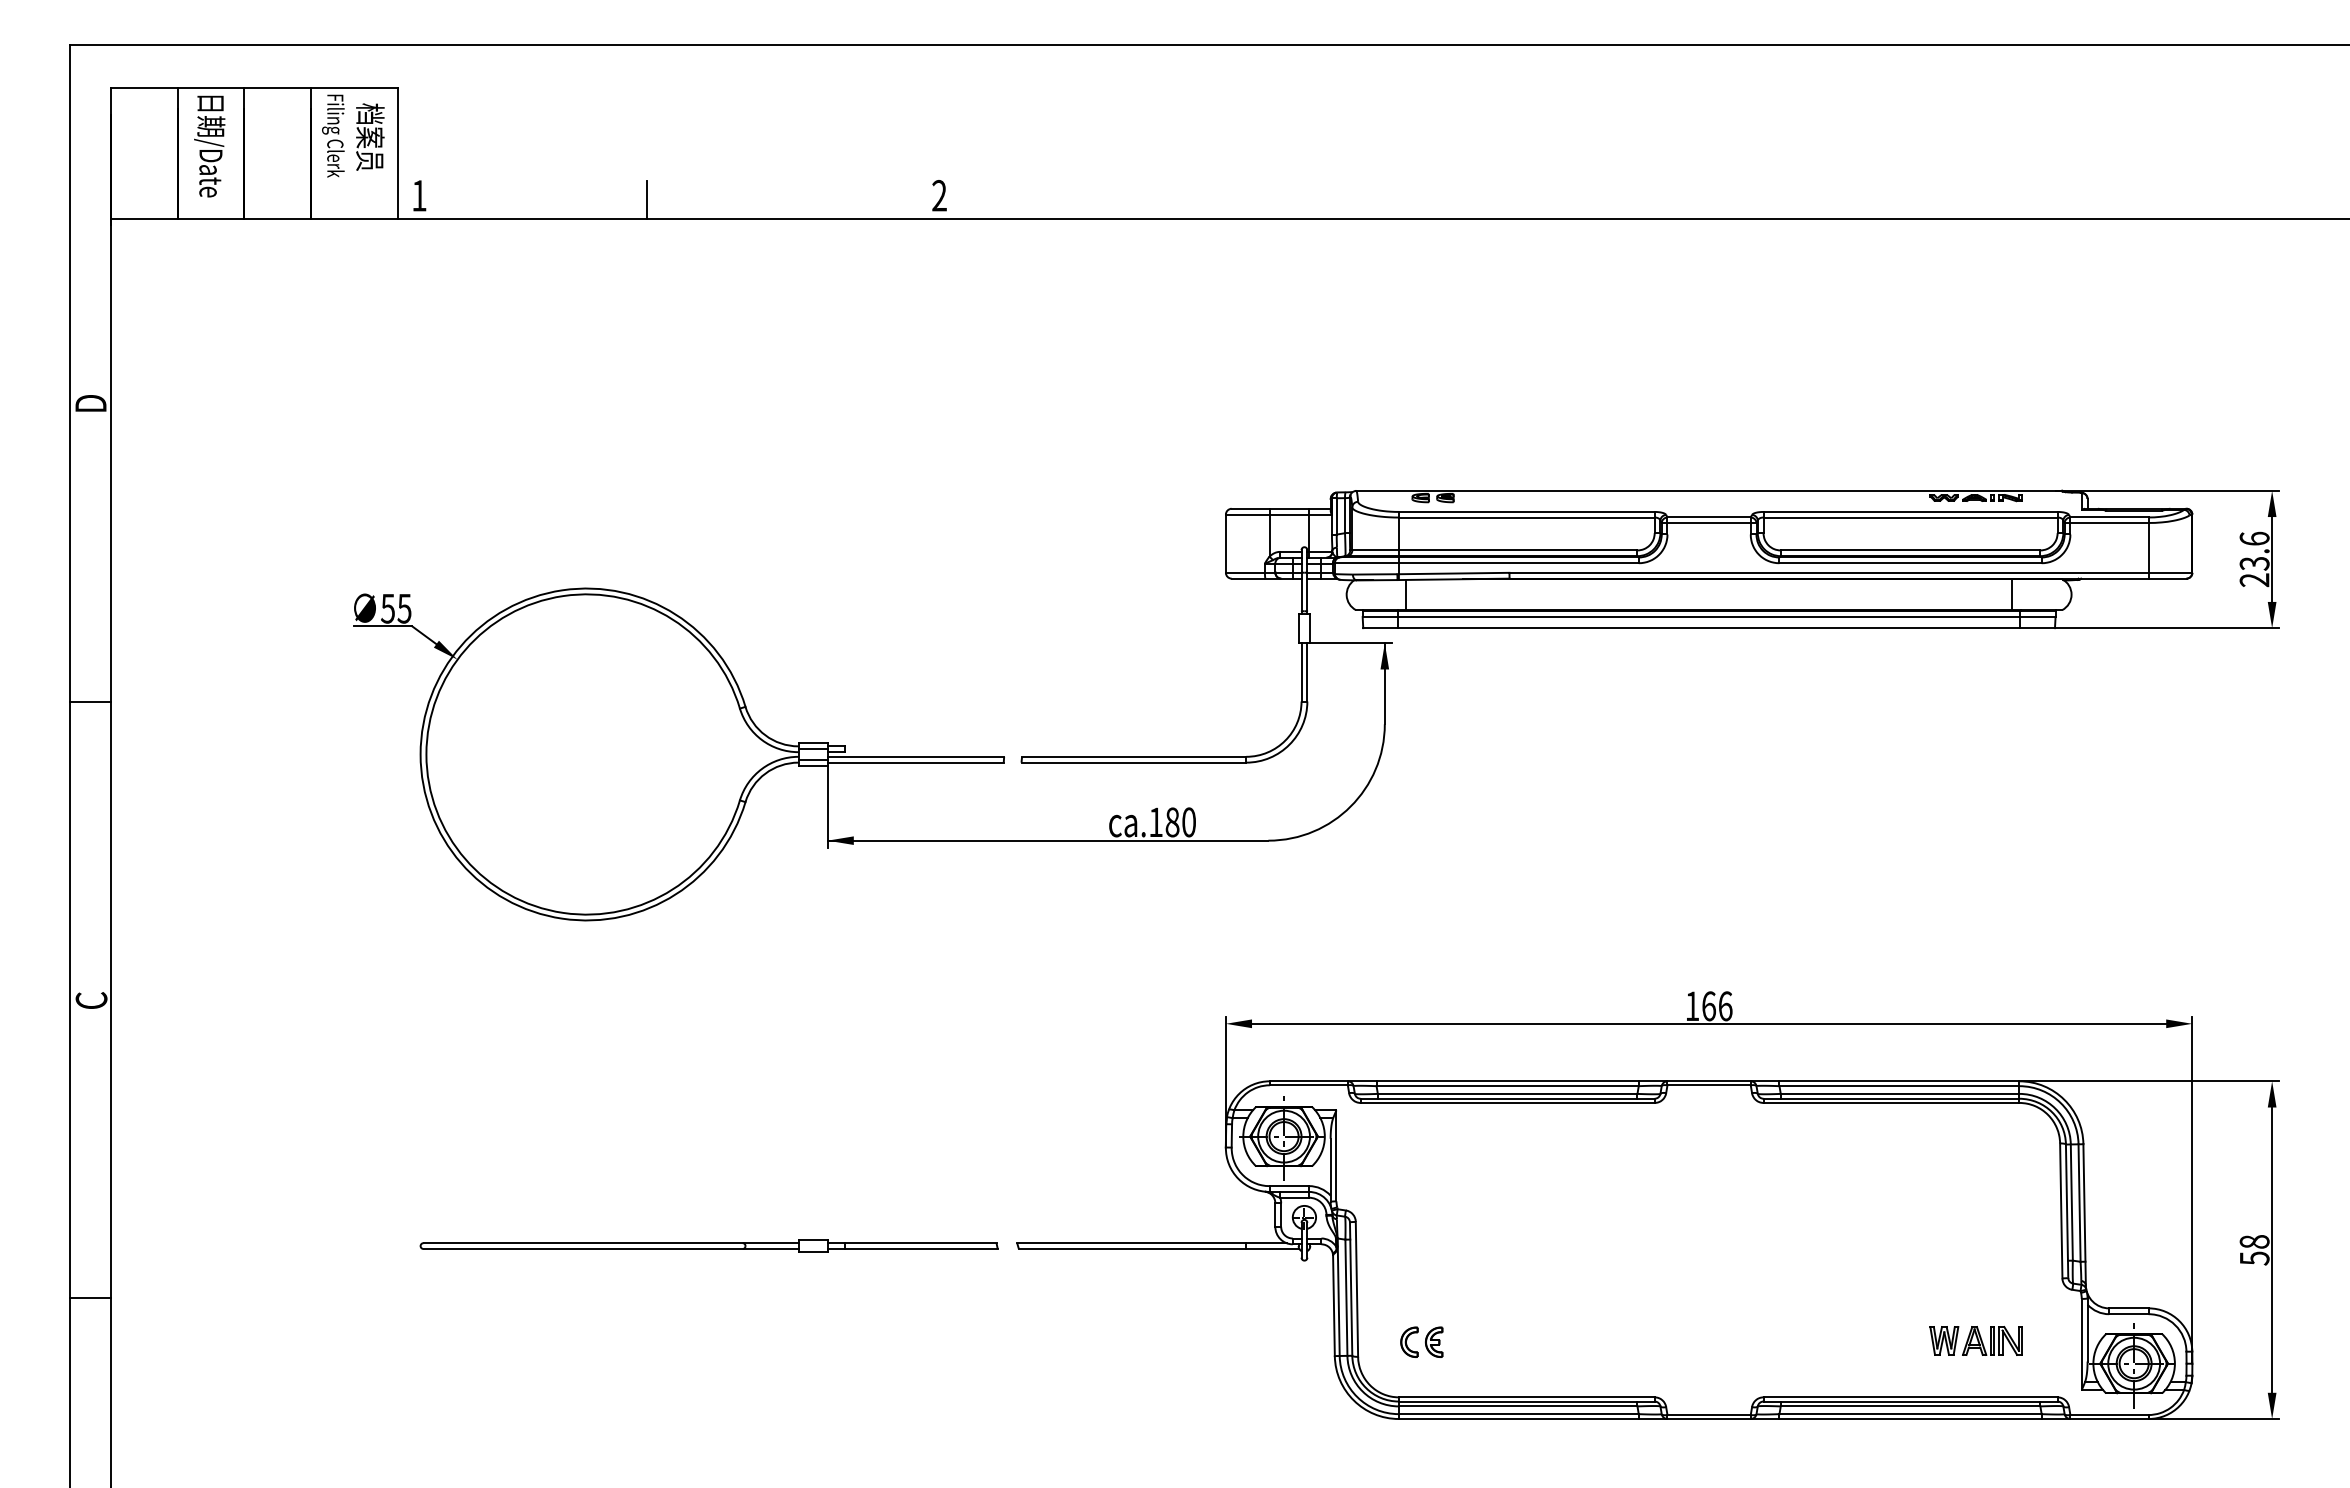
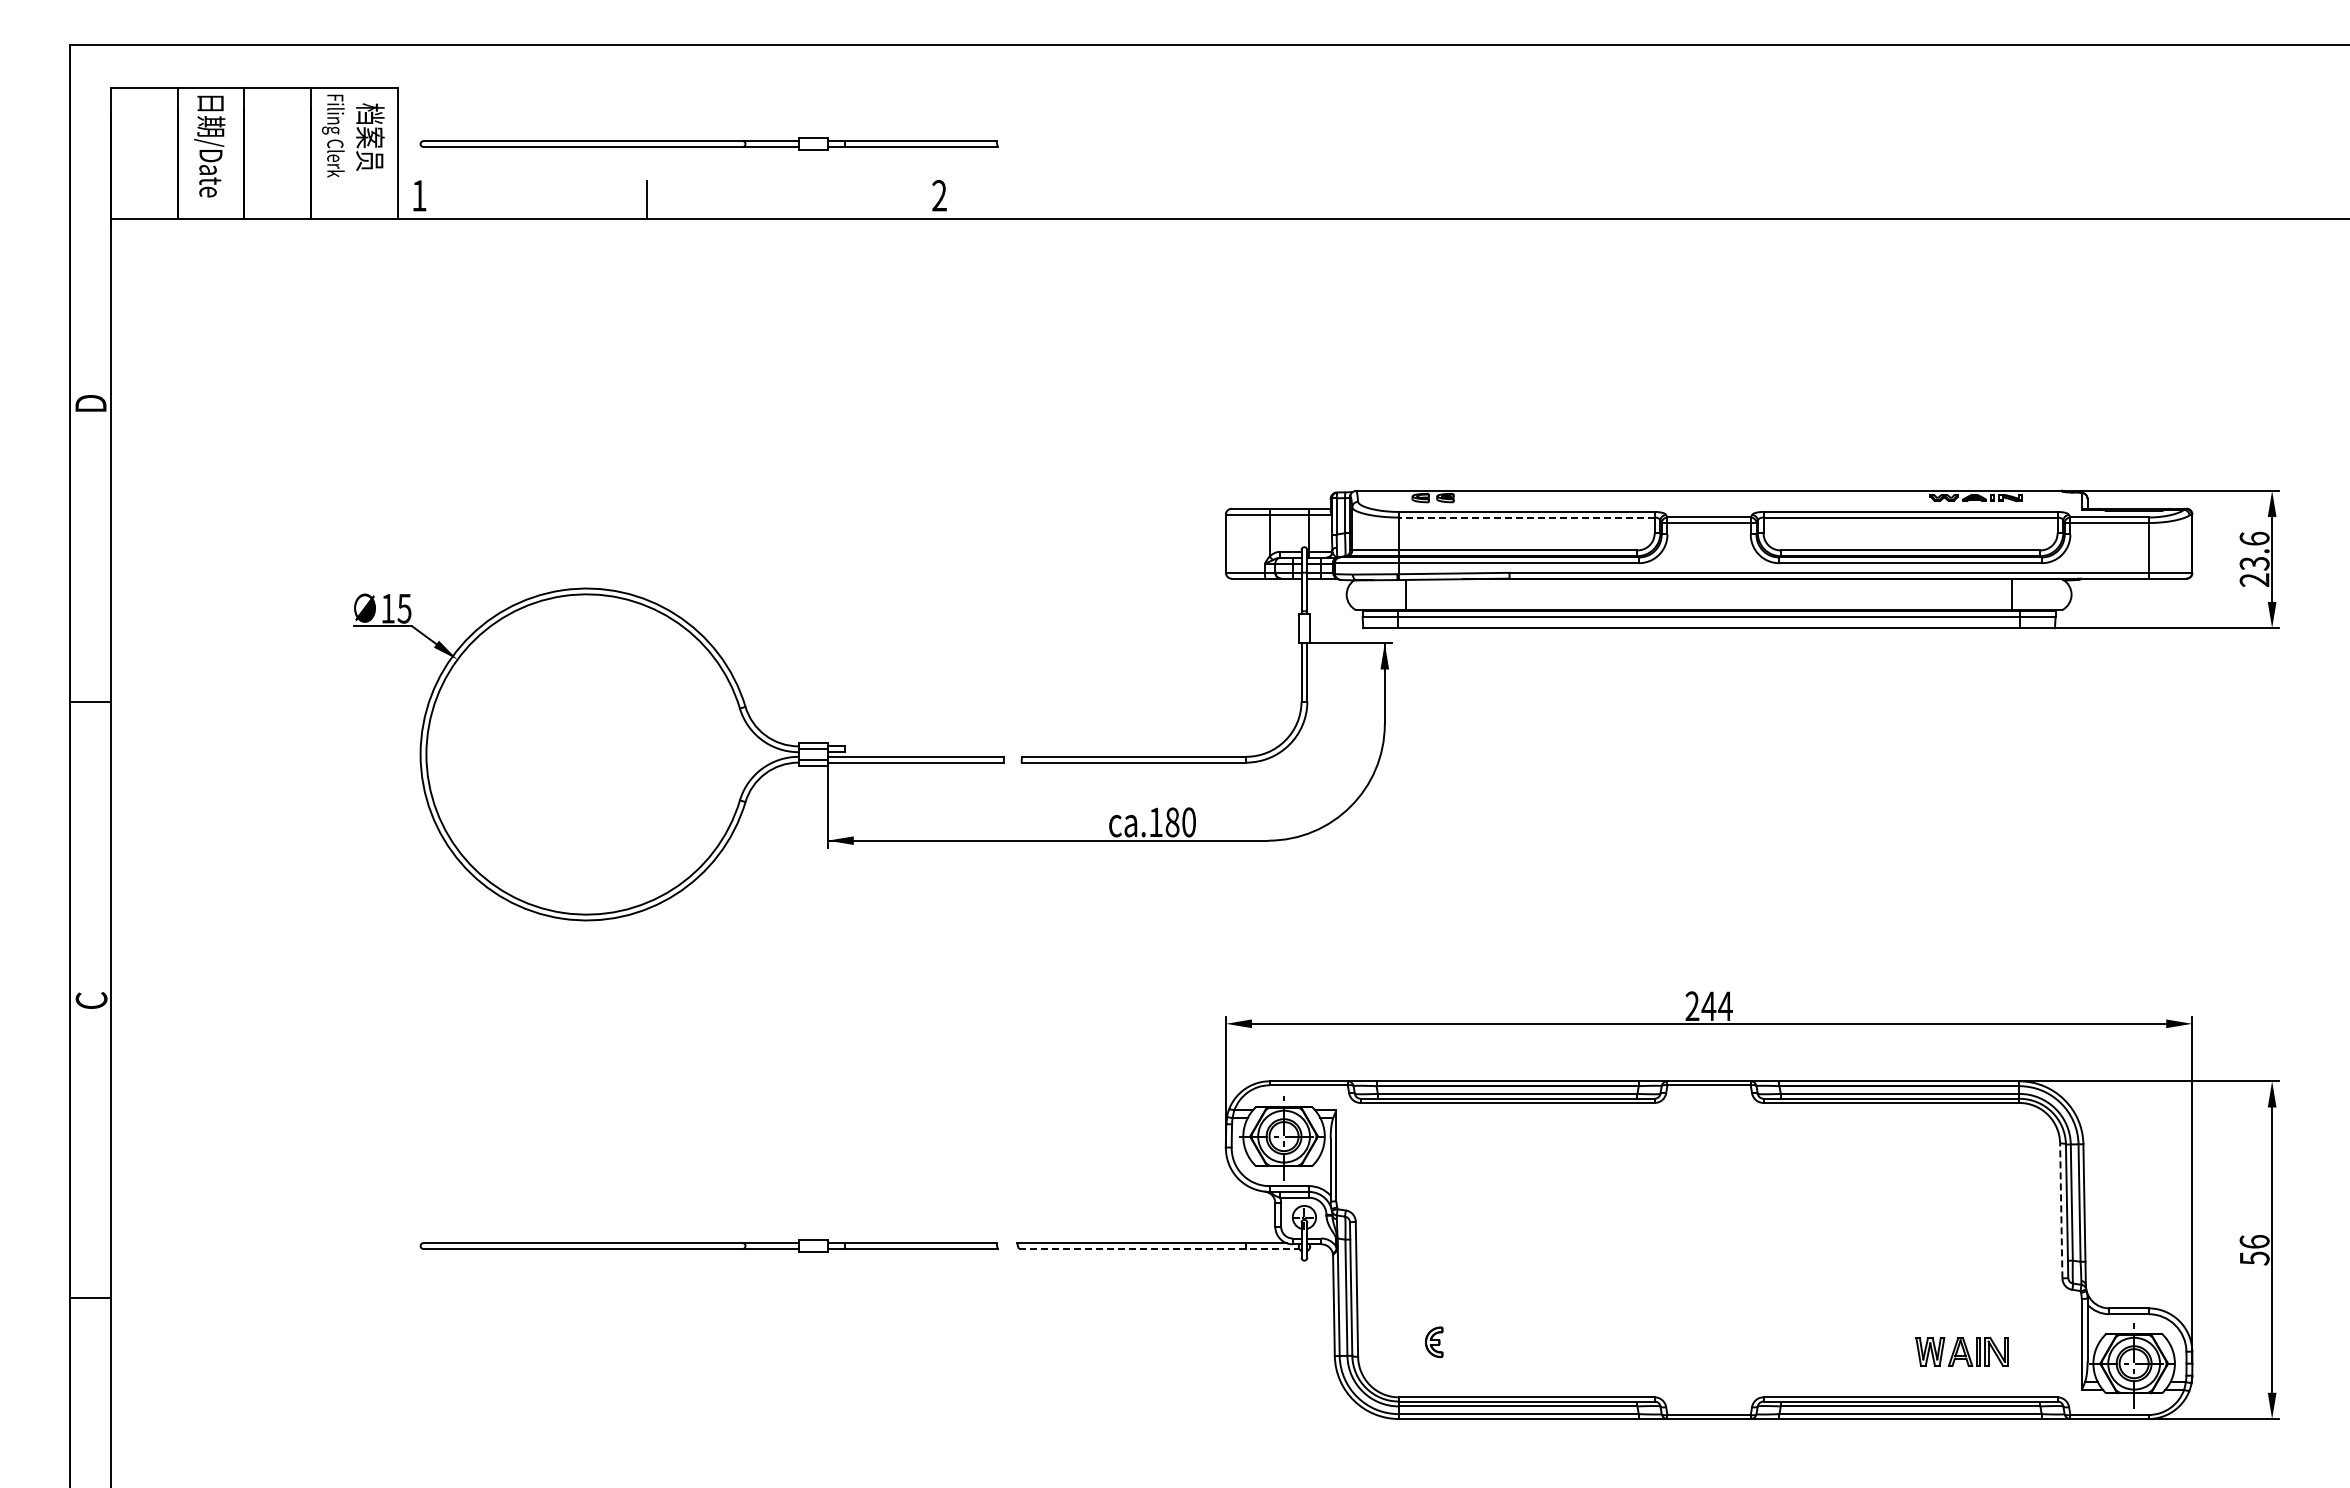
part: none -> present (708, 143)
line: solid -> dashed (1526, 517)
text: 55 -> 15 (387, 608)
text: 166 -> 244 (1708, 1006)
line: solid -> dashed (2061, 1210)
text: 58 -> 56 (2254, 1241)
line: solid -> dashed (1159, 1248)
part position: (1975, 1340) -> (1961, 1351) (1961, 1351)
part: present -> none (1409, 1341)
